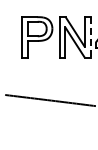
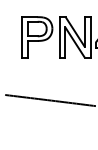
line: dashed -> solid (90, 37)
